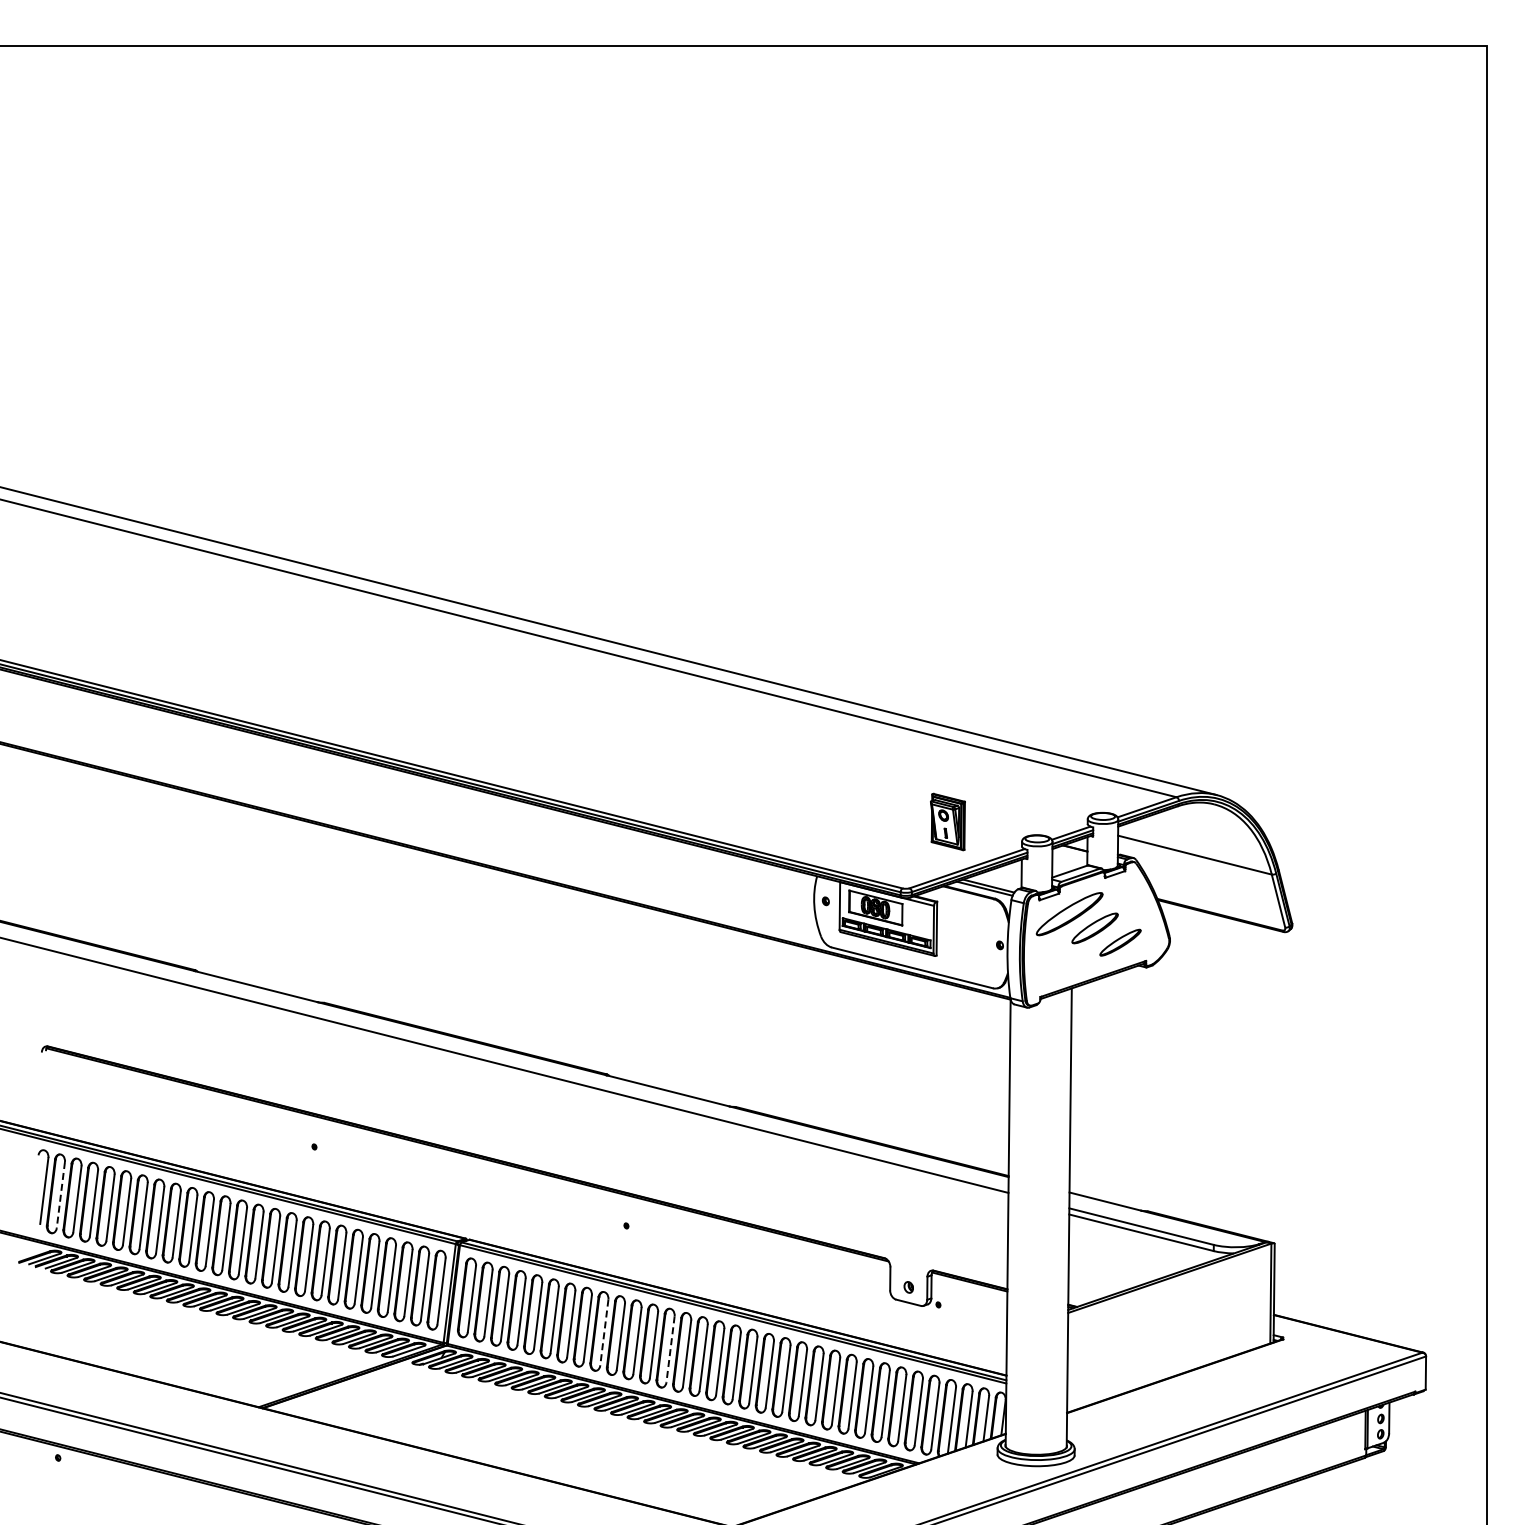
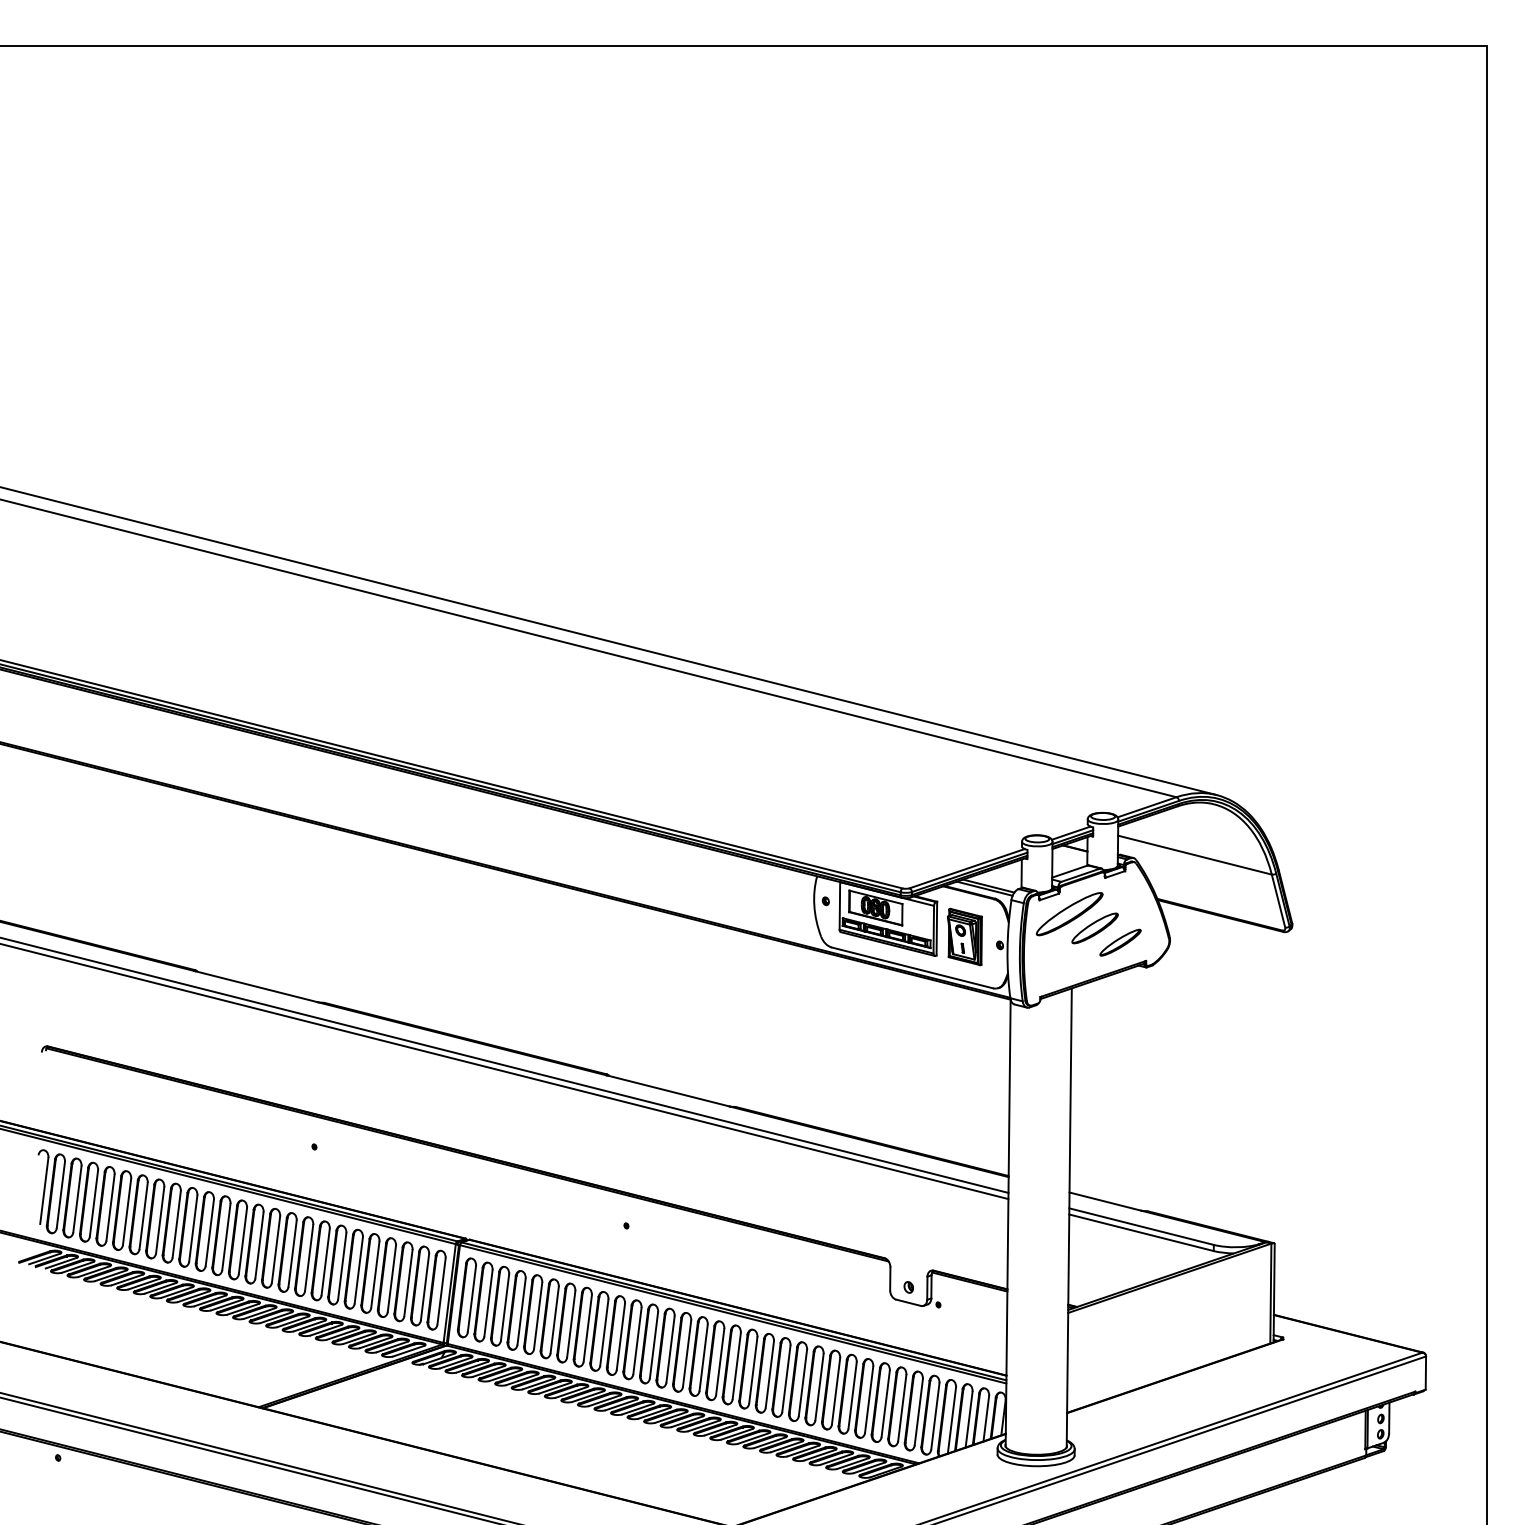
part position: (947, 821) -> (964, 936) (964, 936)
line: none -> present (505, 1071)
line: dashed -> solid (60, 1195)
line: dashed -> solid (604, 1333)
line: dashed -> solid (670, 1349)
